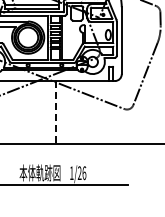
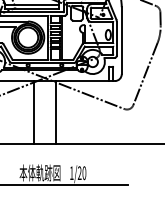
line: none -> present (33, 112)
line: dashed -> solid (56, 112)
text: 1/26 -> 1/20 (84, 172)
